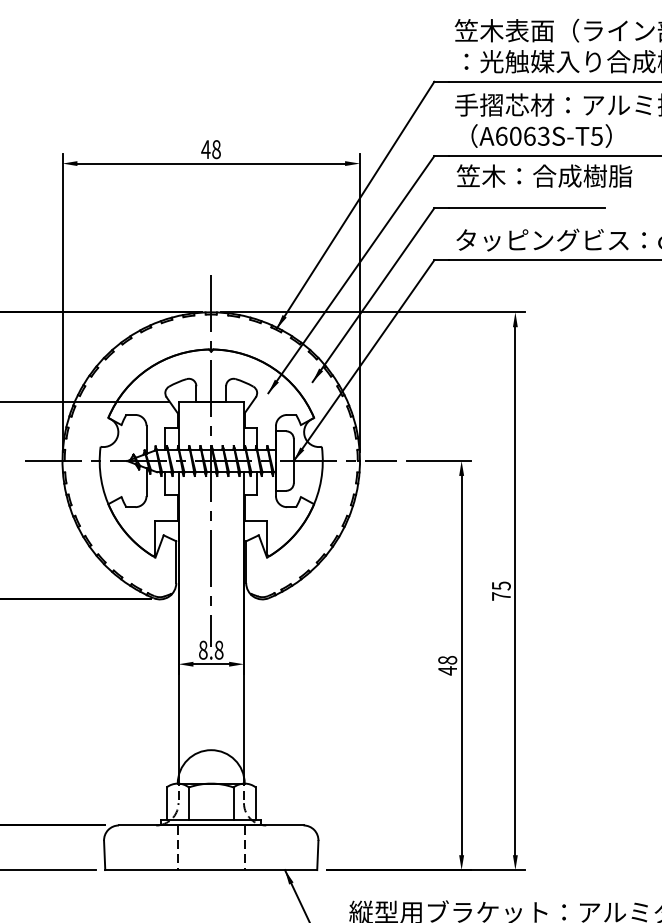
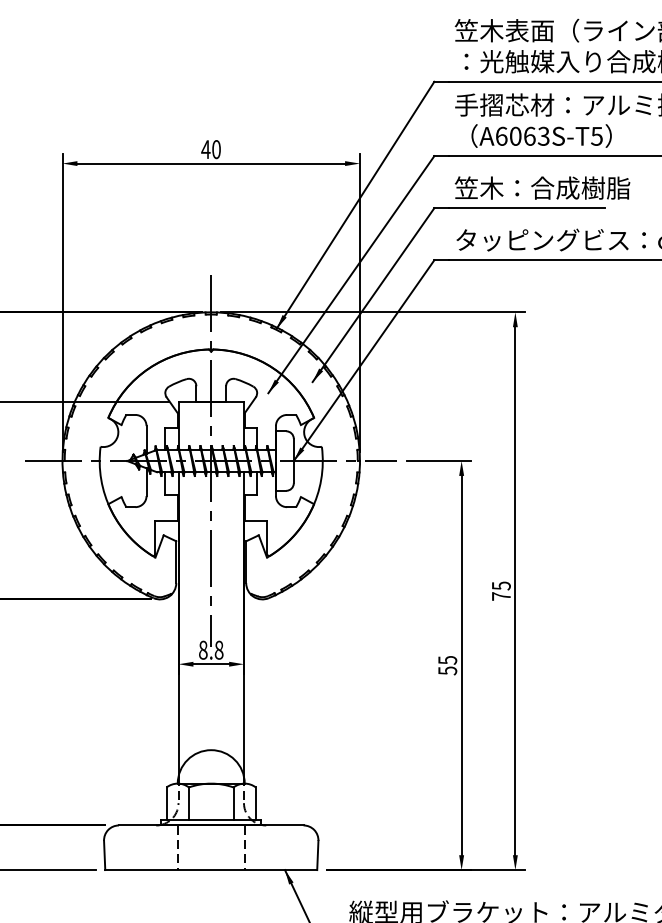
text: 48 -> 40 (216, 149)
text position: (544, 175) -> (542, 187) (542, 187)
text: 48 -> 55 (447, 665)
